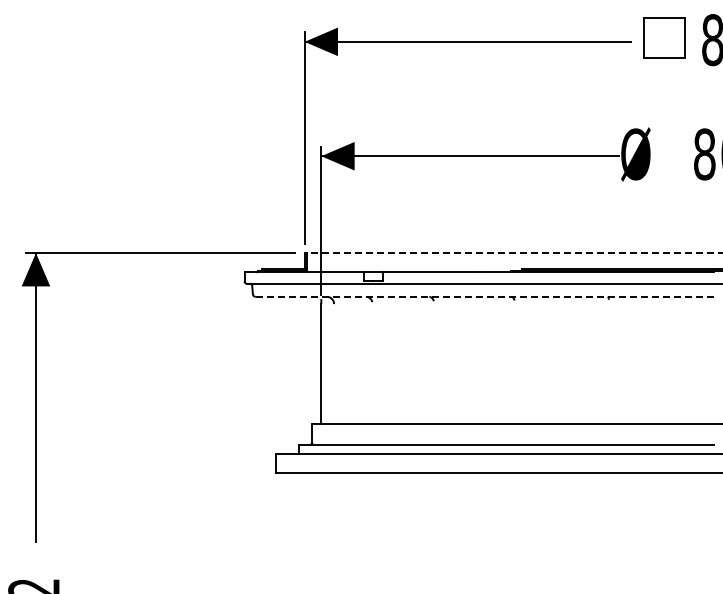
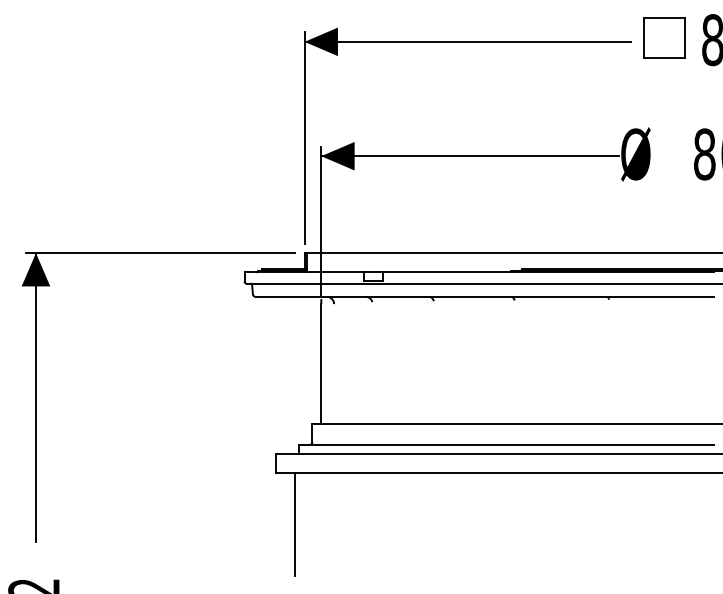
line: dashed -> solid (514, 253)
line: dashed -> solid (484, 296)
line: none -> present (295, 524)
